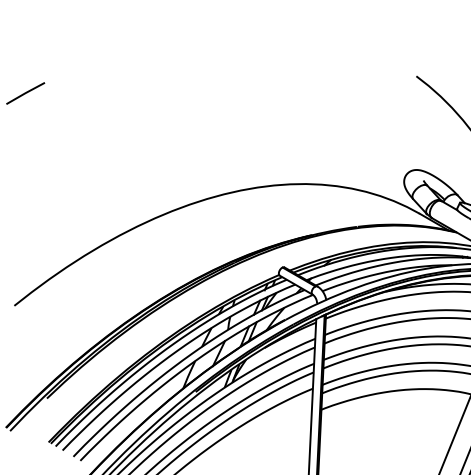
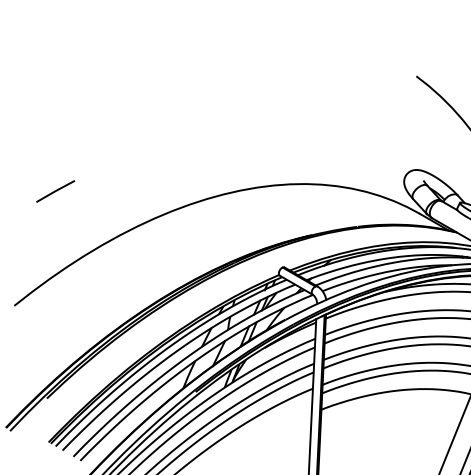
line position: (25, 93) -> (55, 191) (55, 191)
